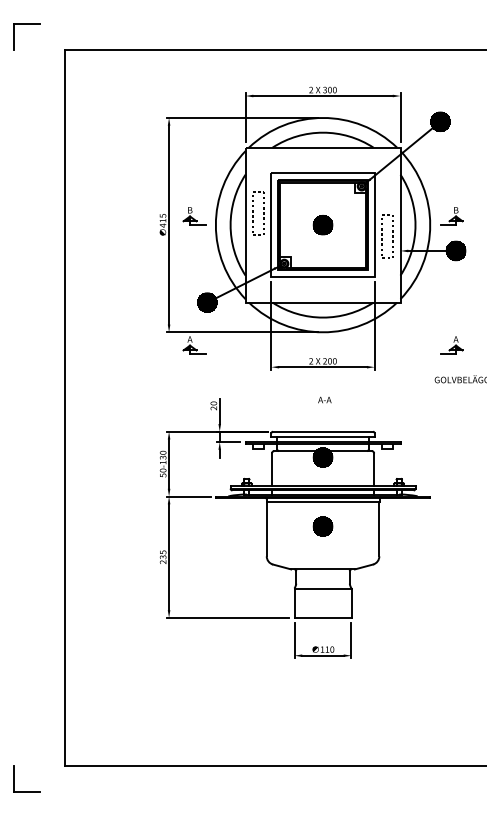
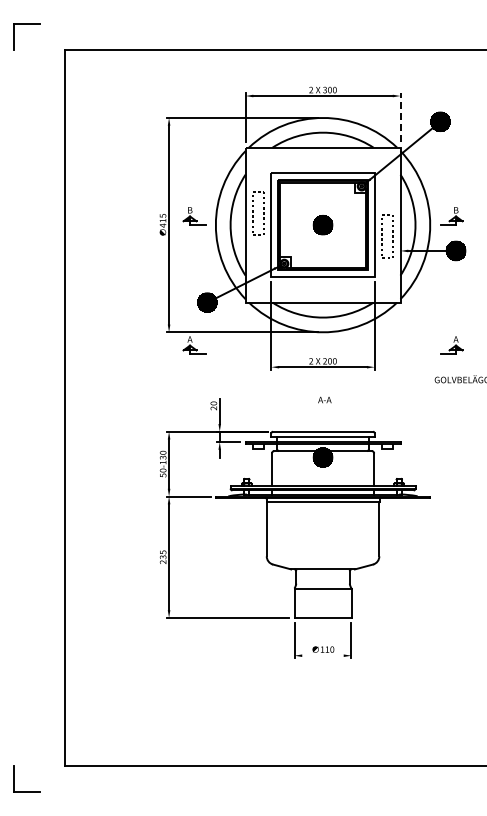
line: solid -> dashed (400, 117)
part: present -> none (322, 526)
line: present -> none (322, 655)
